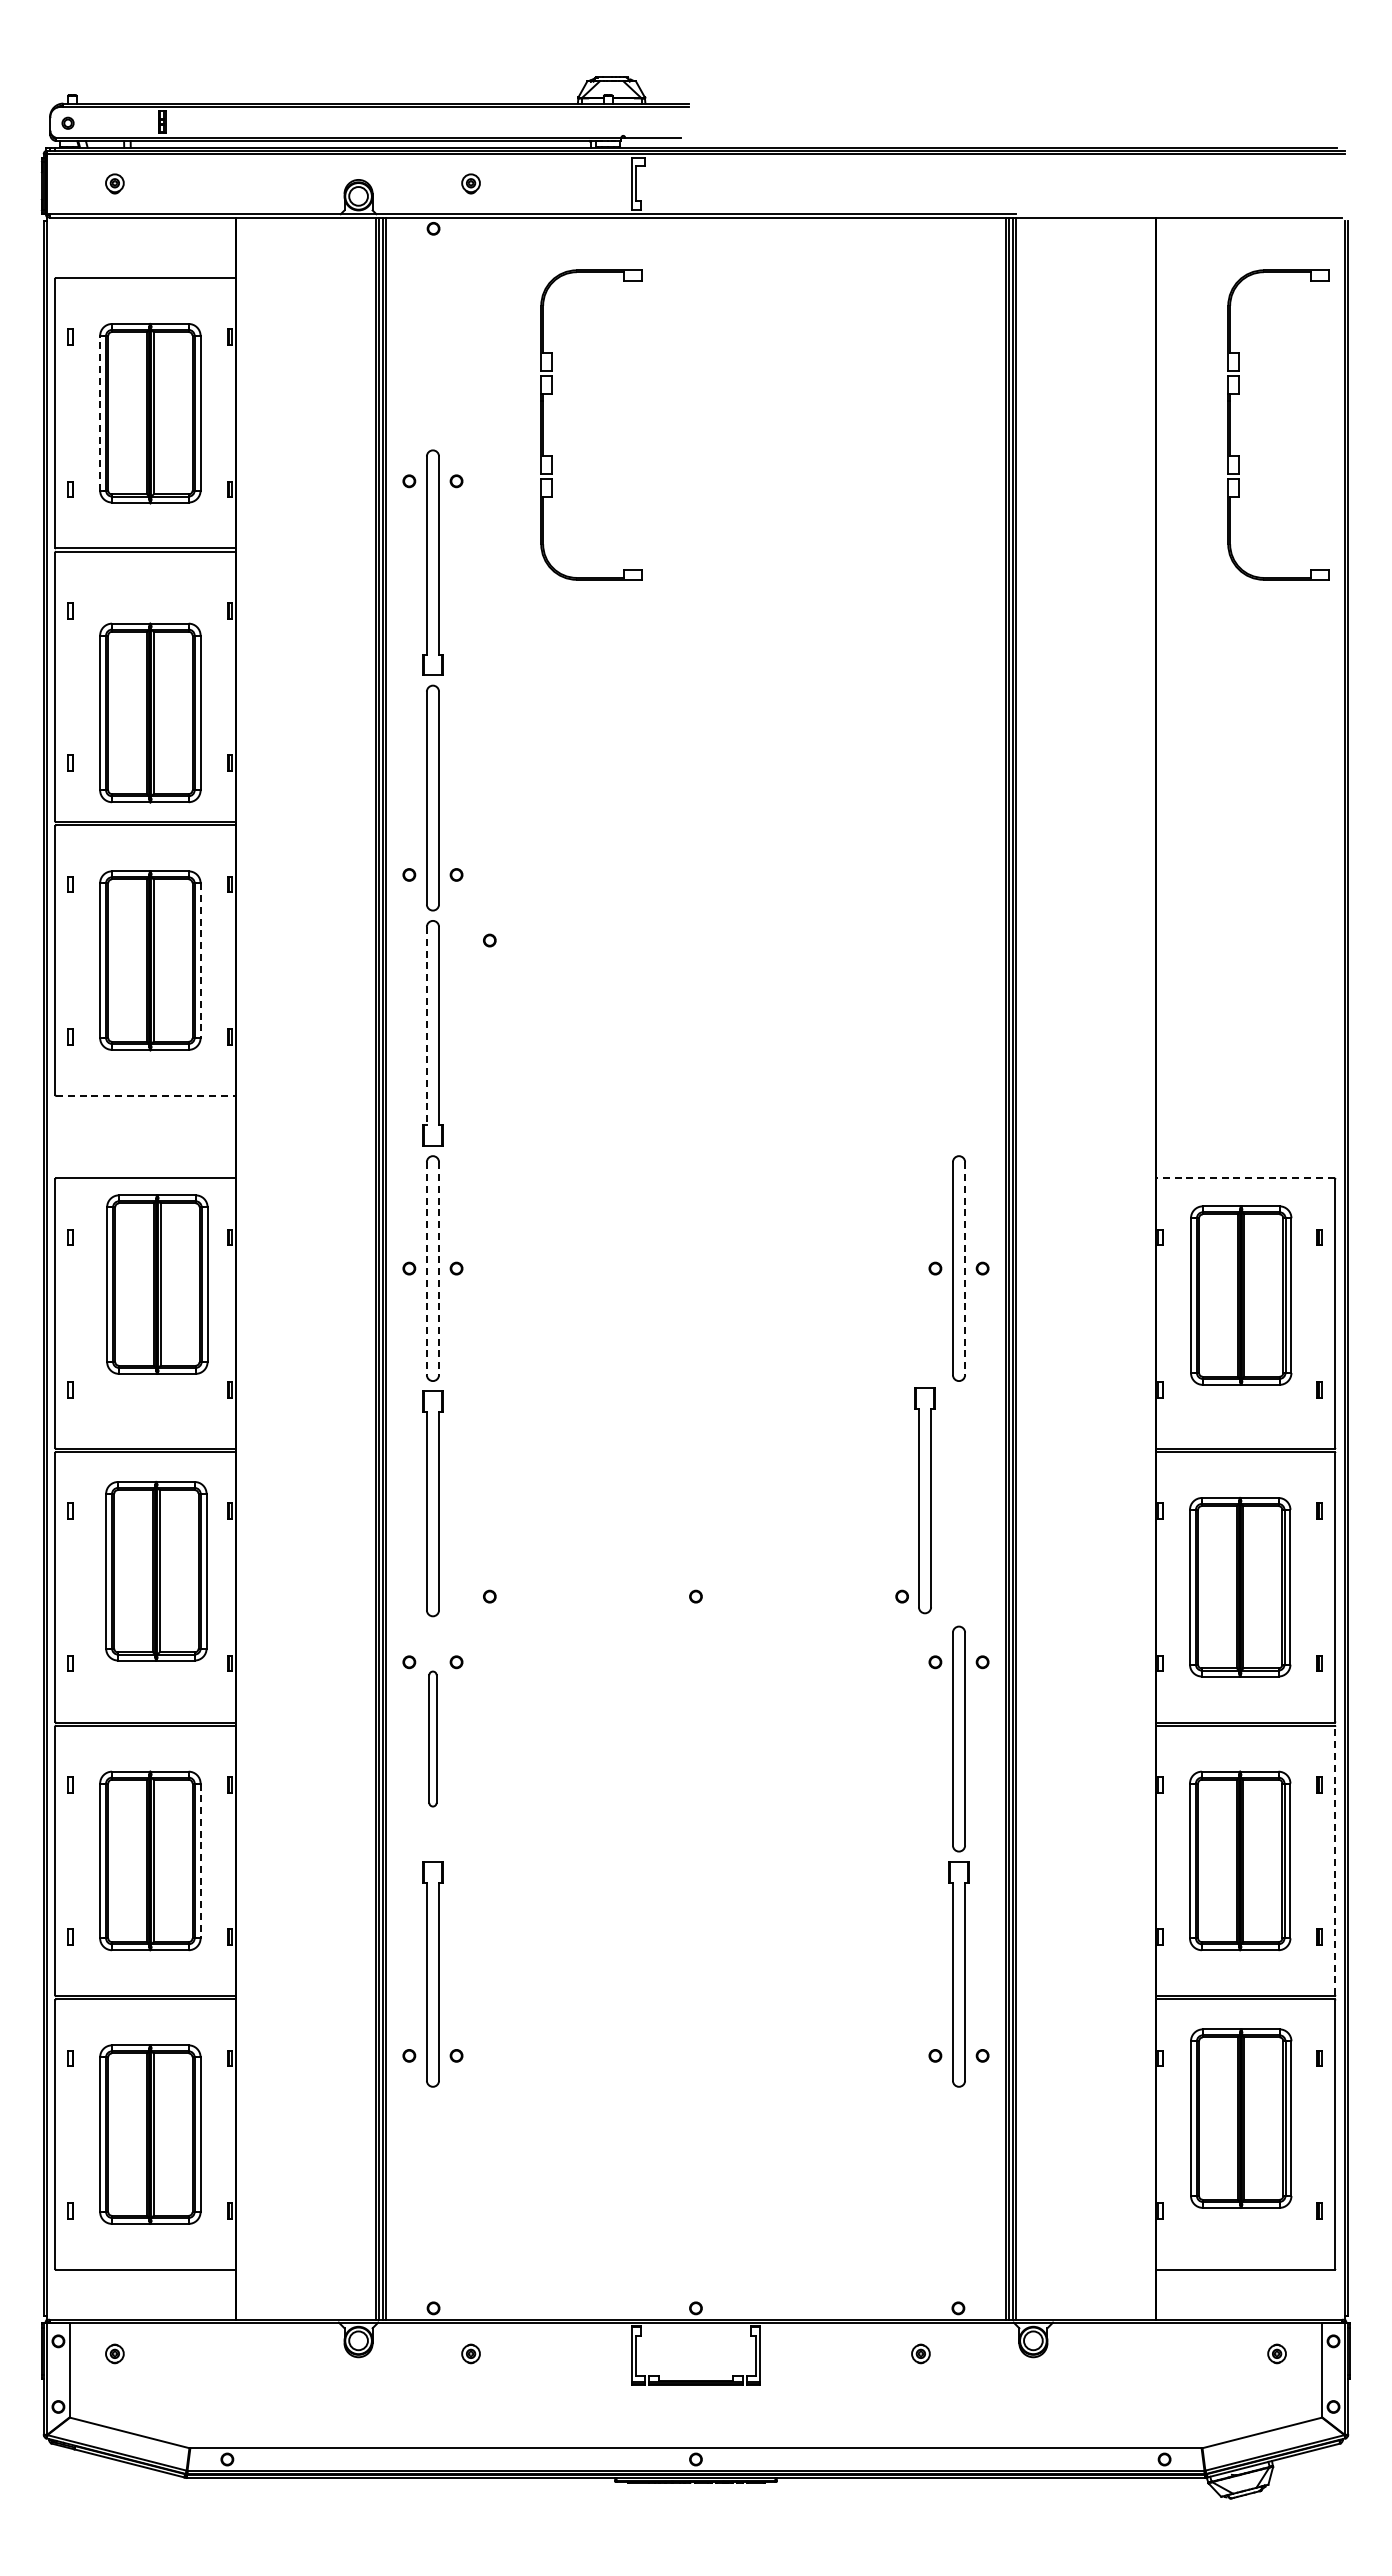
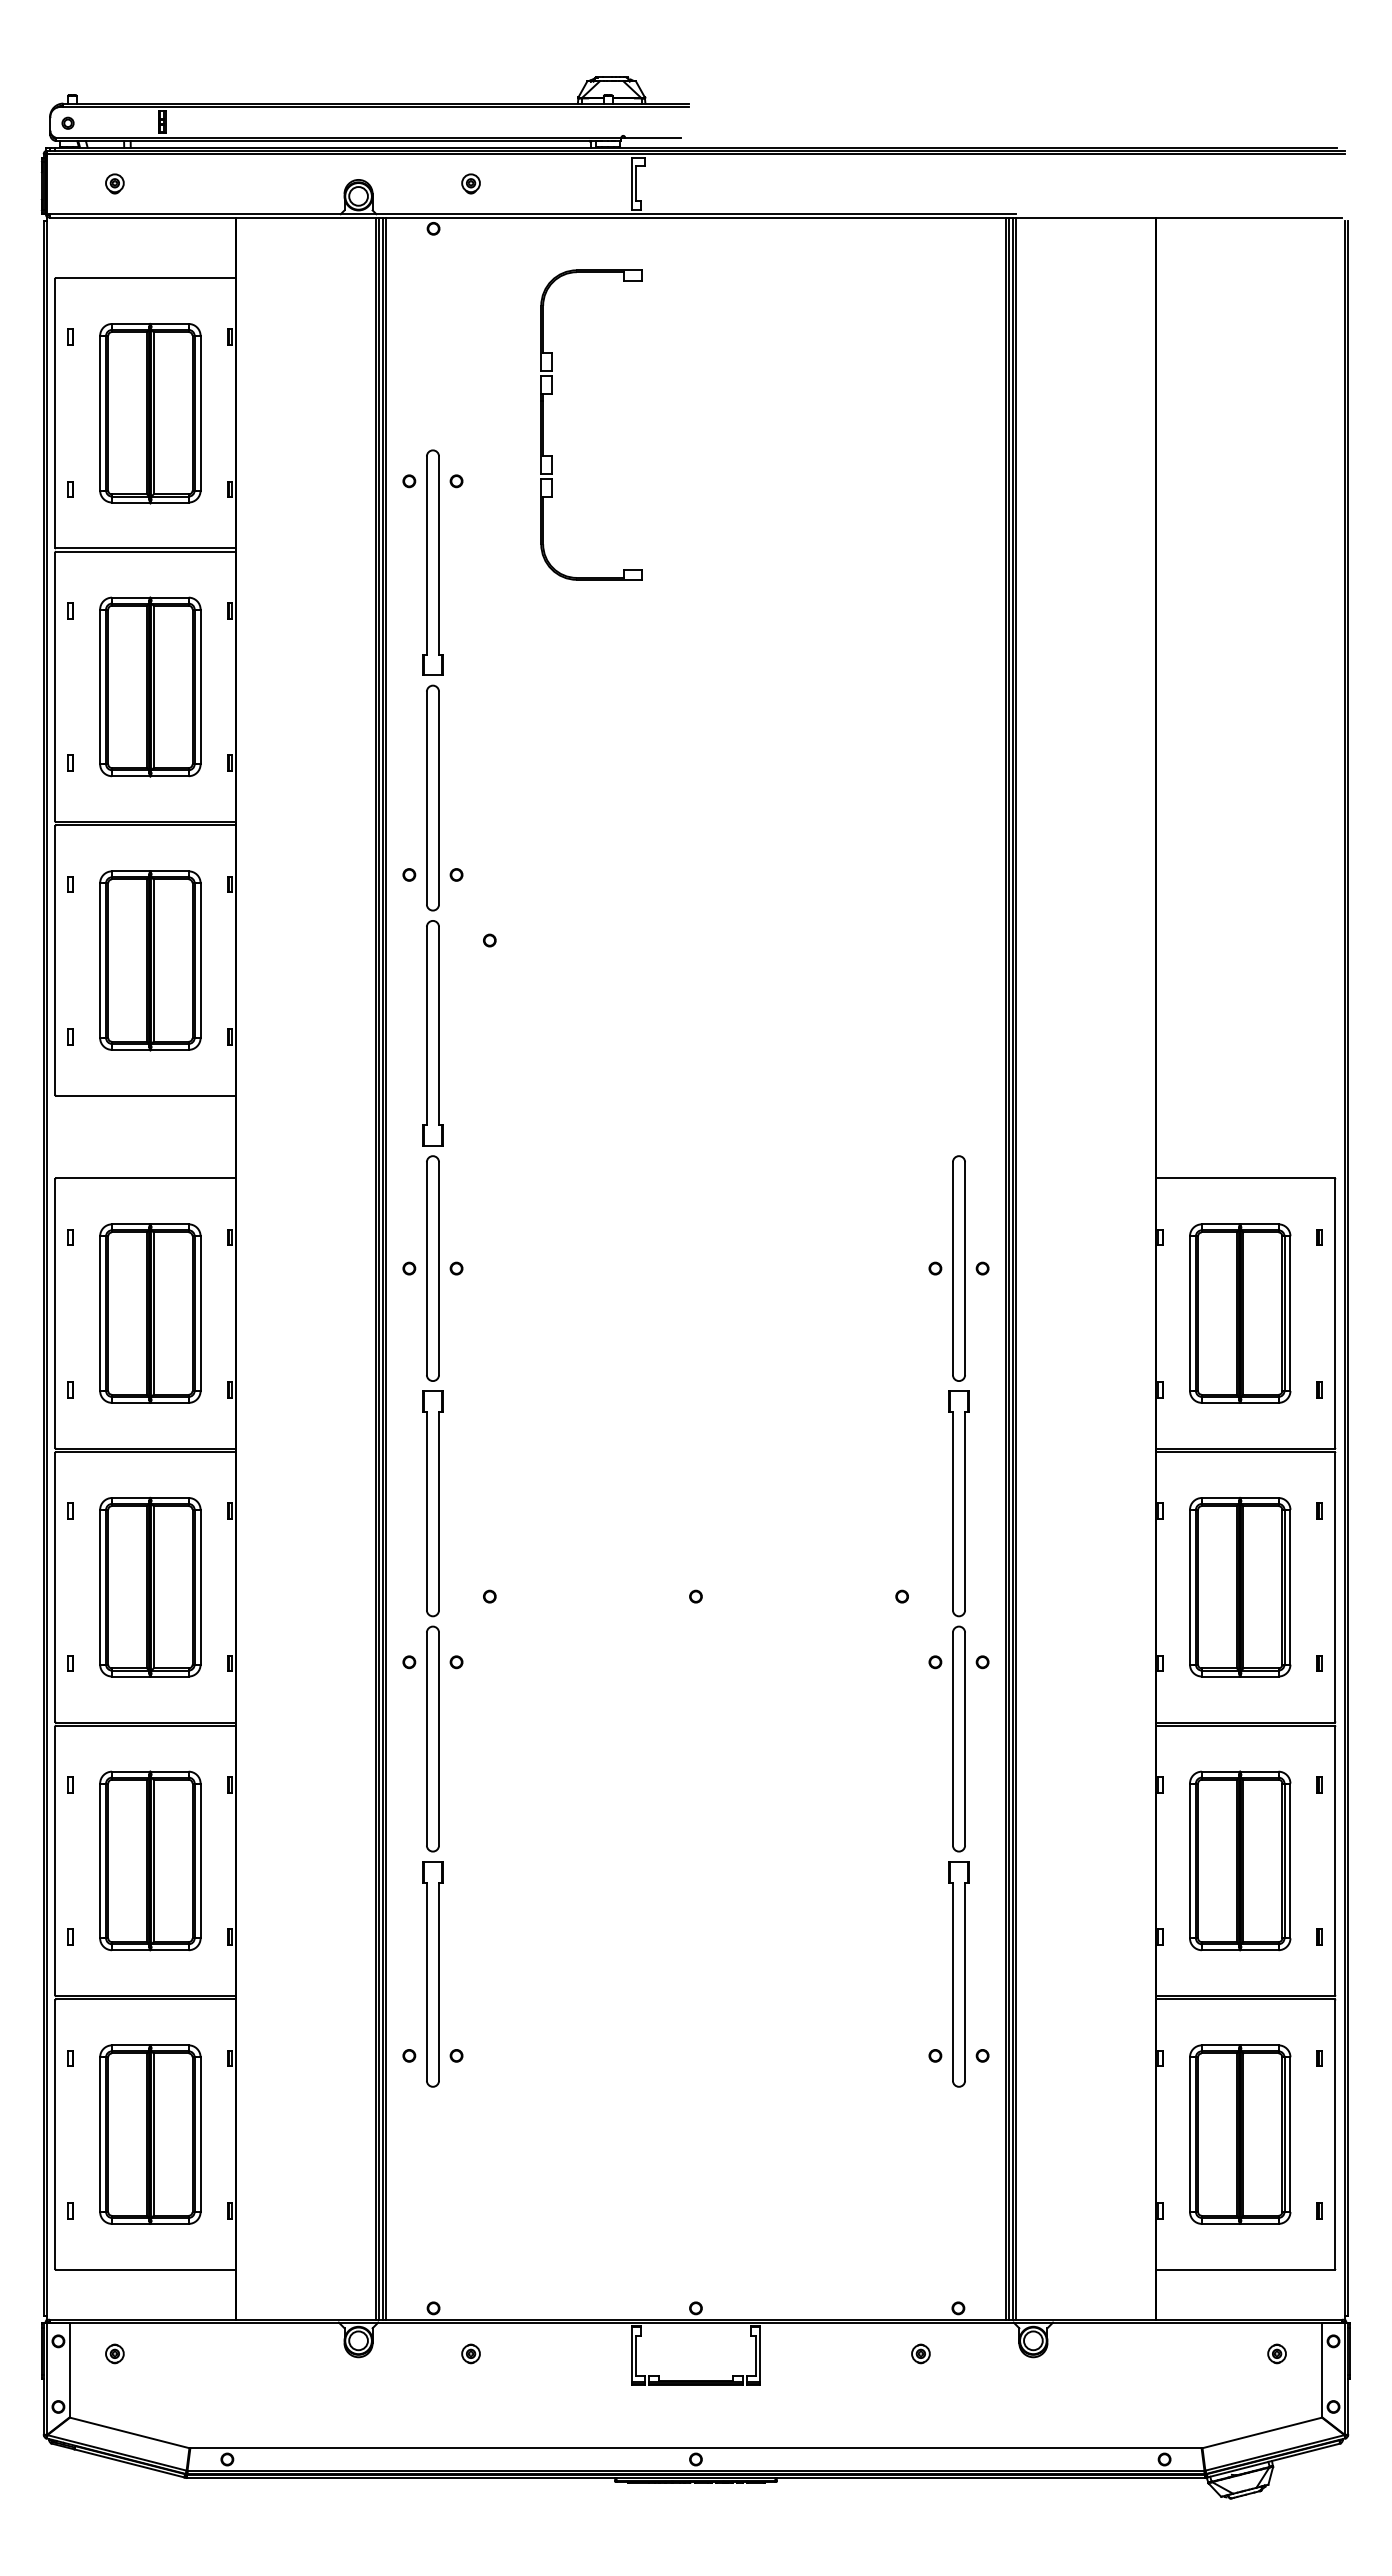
line: dashed -> solid (100, 412)
part: present -> none (1230, 424)
part position: (150, 712) -> (150, 686) (150, 686)
line: dashed -> solid (200, 961)
line: dashed -> solid (426, 1026)
line: dashed -> solid (145, 1095)
line: dashed -> solid (1244, 1178)
line: dashed -> solid (426, 1269)
line: dashed -> solid (439, 1269)
line: dashed -> solid (965, 1269)
part position: (157, 1284) -> (150, 1313) (150, 1313)
part position: (1241, 1295) -> (1240, 1313) (1240, 1313)
part position: (924, 1500) -> (958, 1503) (958, 1503)
part position: (156, 1570) -> (150, 1586) (150, 1586)
part size: 10x138 px -> 14x228 px (432, 1738)
line: dashed -> solid (1335, 1860)
line: dashed -> solid (200, 1861)
part position: (1241, 2118) -> (1240, 2134) (1240, 2134)
